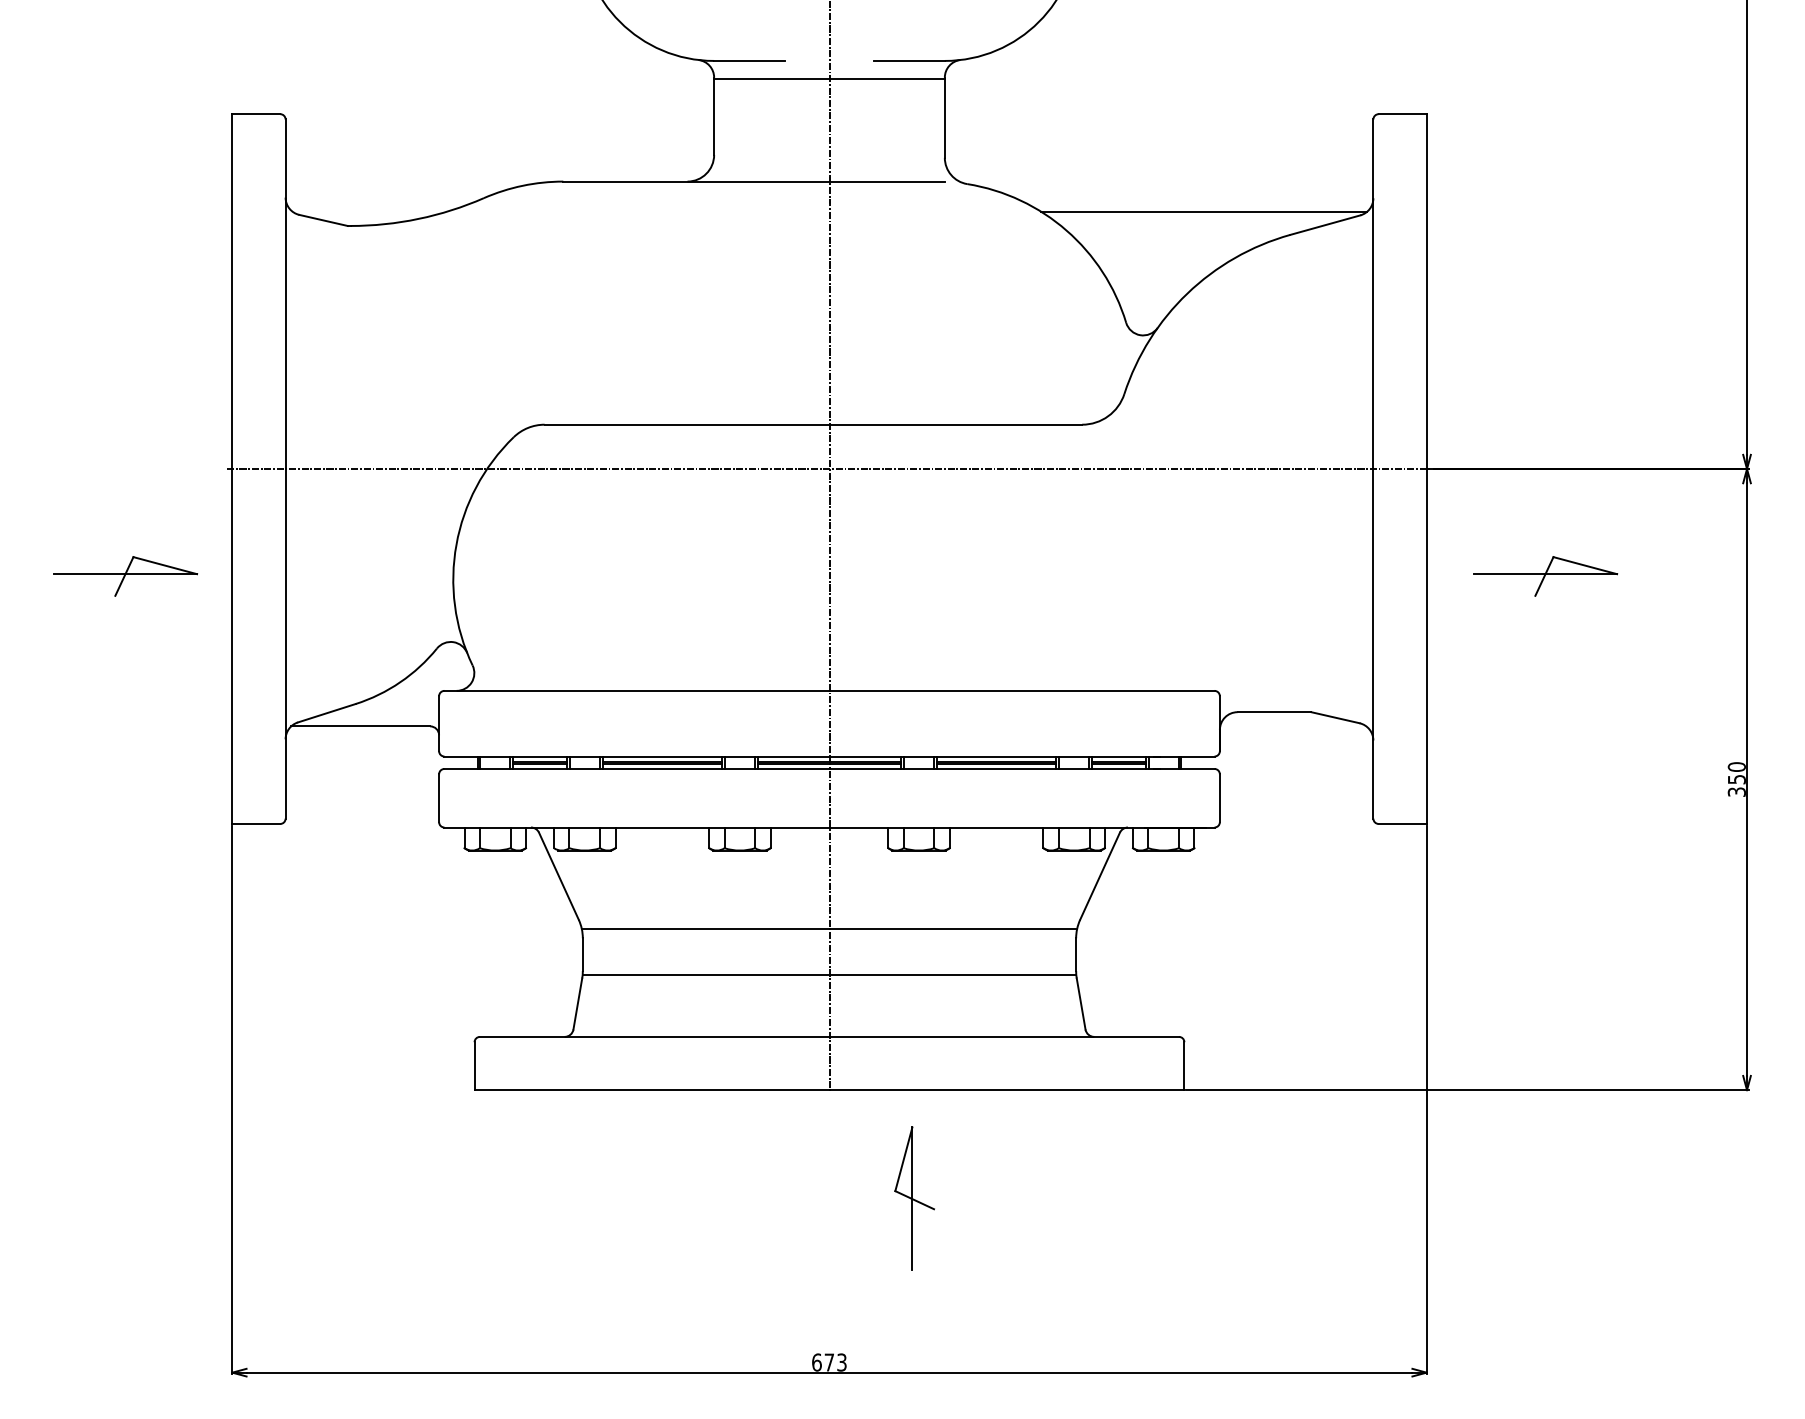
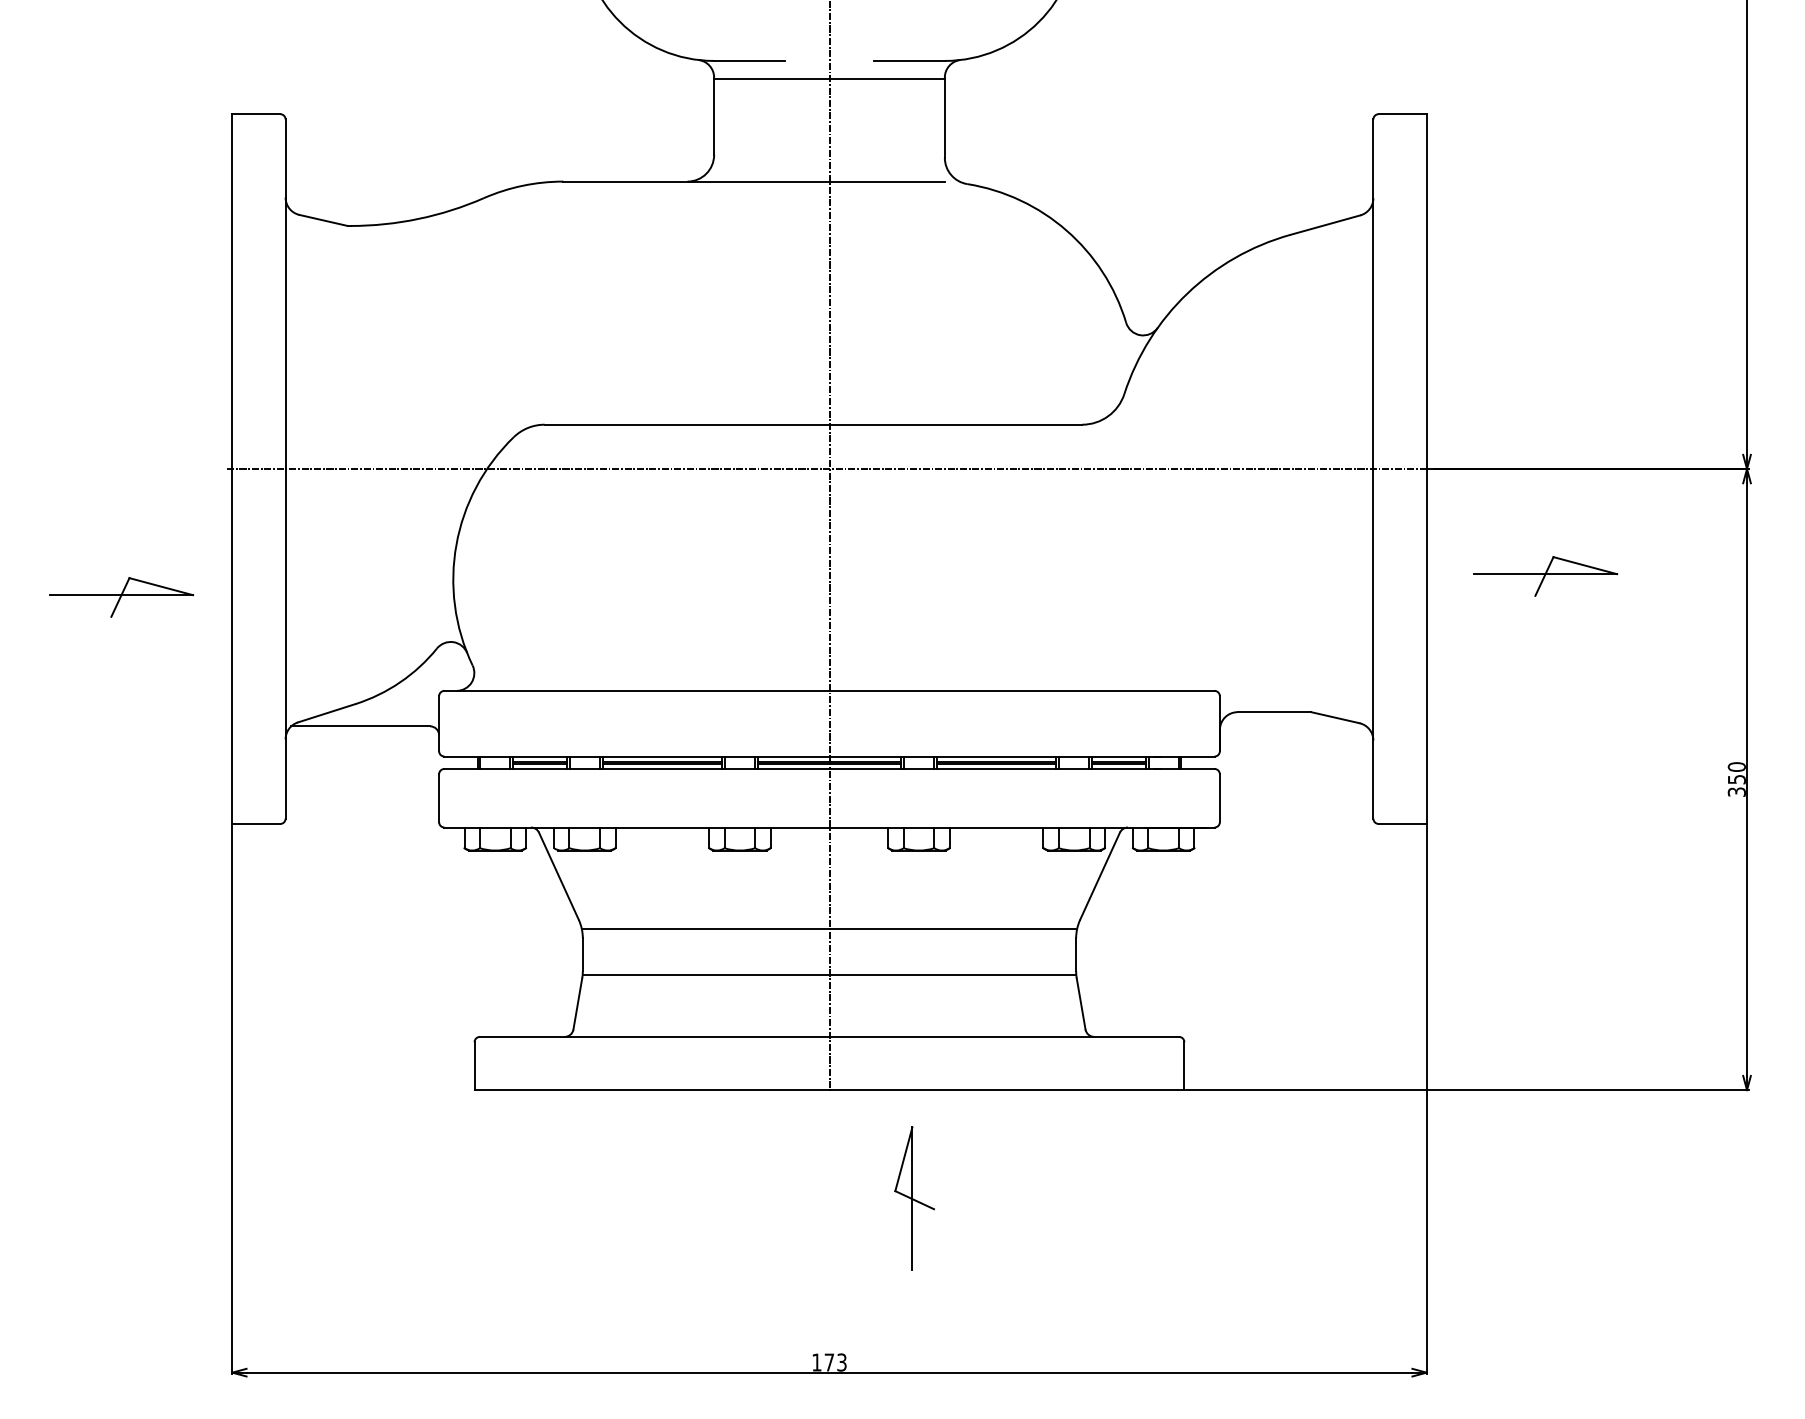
line: present -> none (1204, 211)
part position: (125, 576) -> (121, 597) (121, 597)
text: 673 -> 173 (816, 1362)
